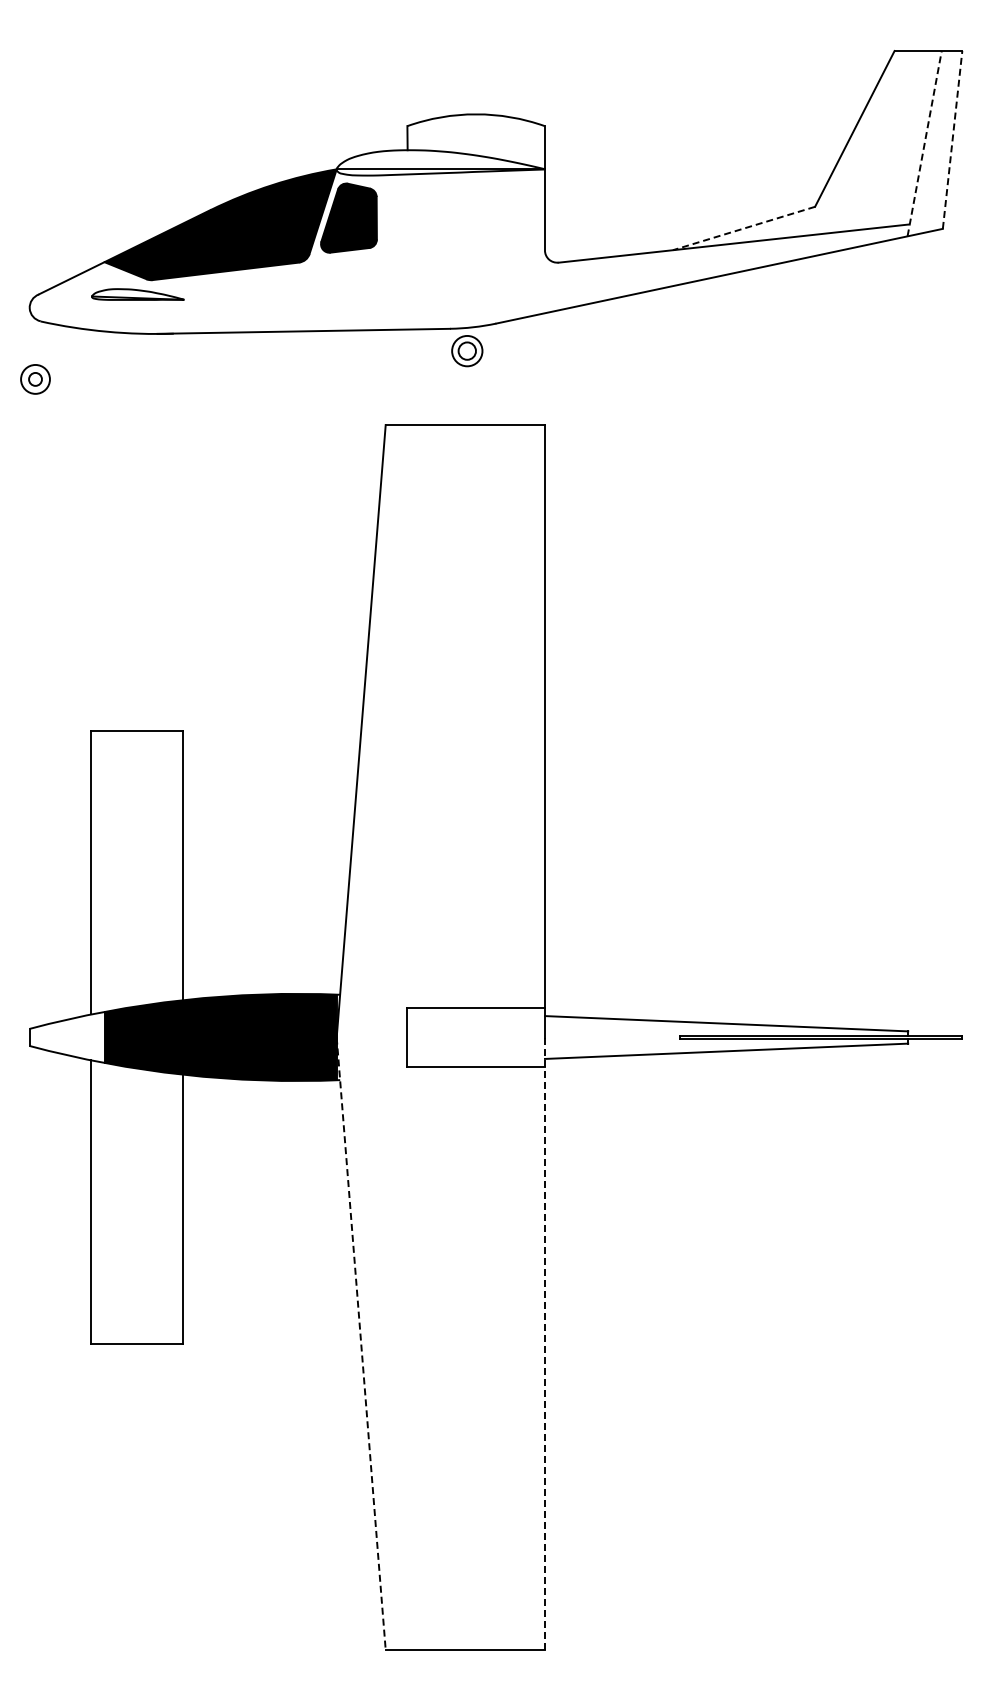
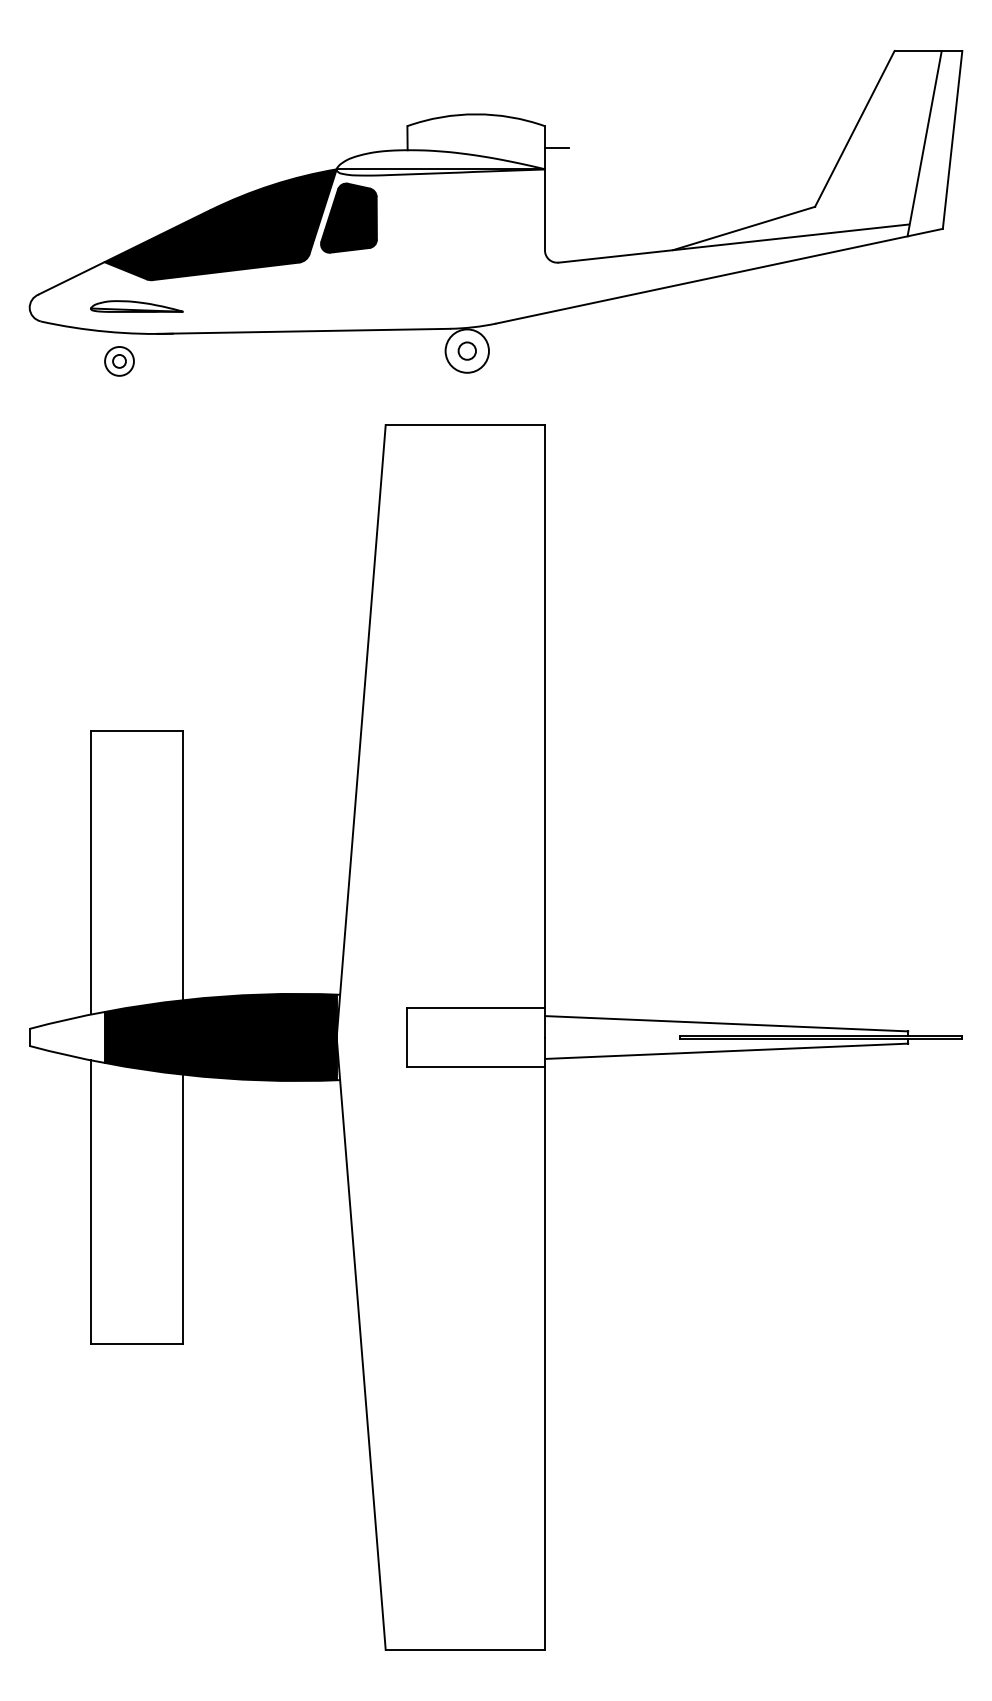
line: dashed -> solid (952, 139)
line: dashed -> solid (924, 143)
line: none -> present (556, 147)
line: dashed -> solid (743, 228)
part position: (137, 294) -> (136, 306) (136, 306)
circle diameter: 30 px -> 43 px (466, 350)
part position: (35, 379) -> (119, 361) (119, 361)
line: dashed -> solid (361, 1344)
line: dashed -> solid (544, 1344)
